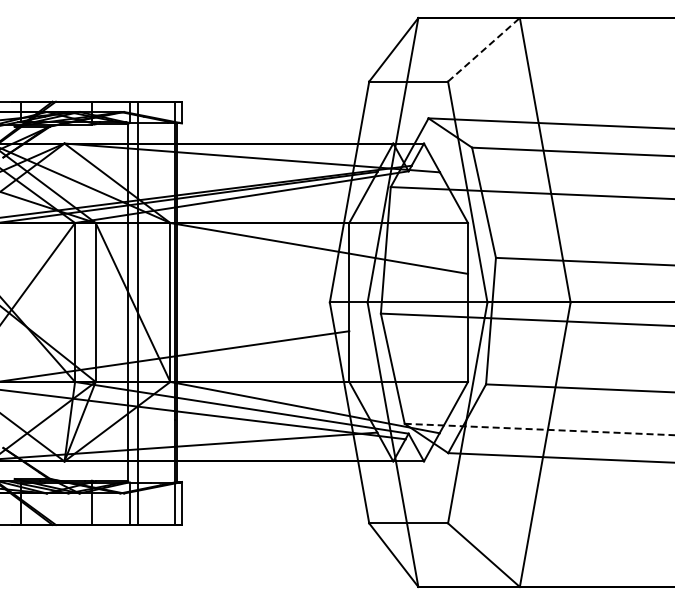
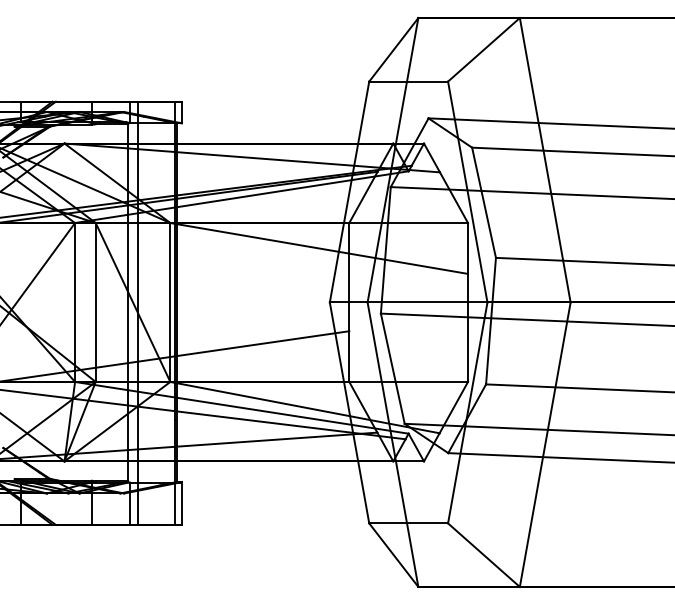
line: dashed -> solid (483, 49)
line: dashed -> solid (539, 429)
